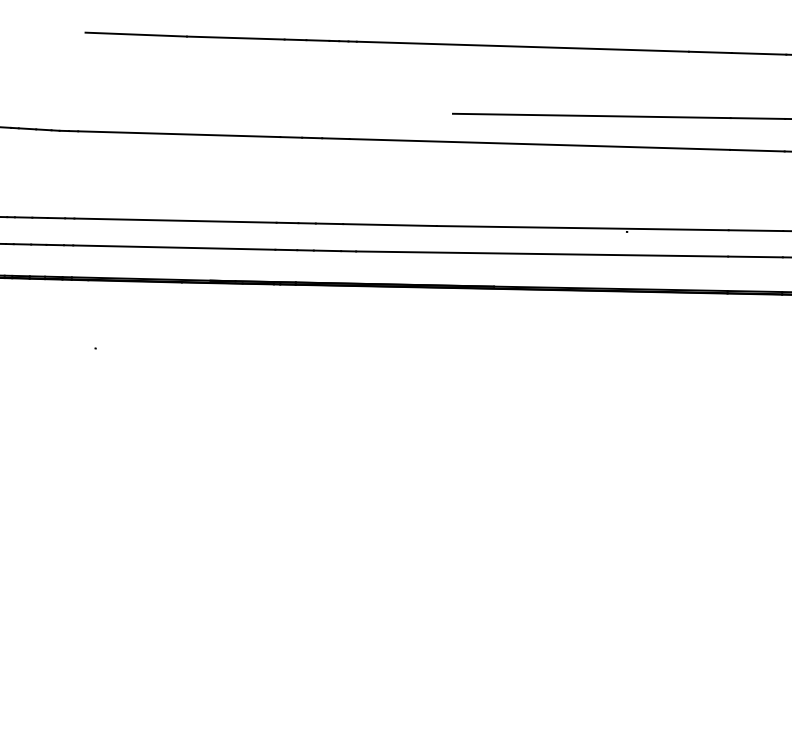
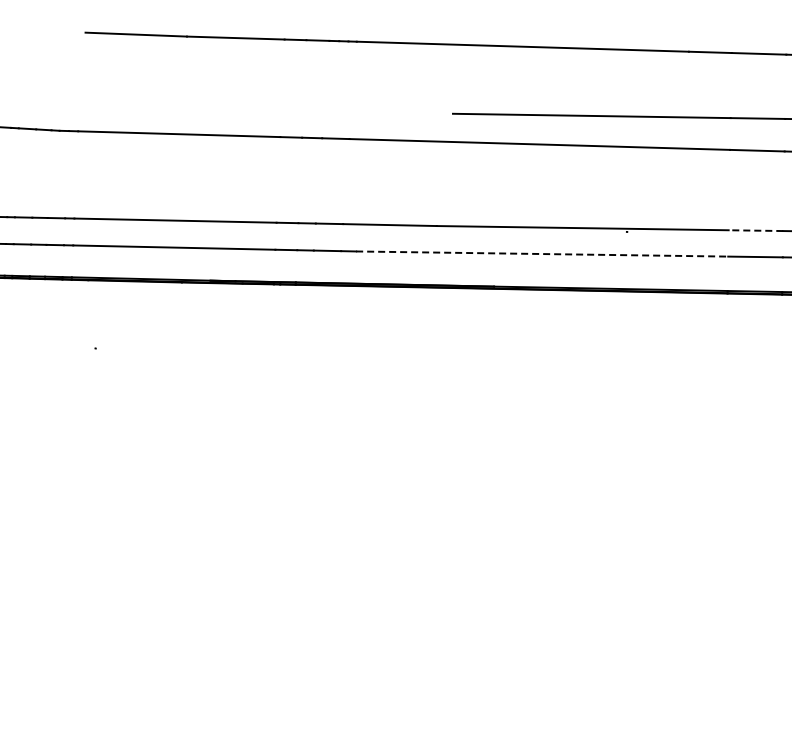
line: solid -> dashed (755, 230)
line: solid -> dashed (542, 254)
